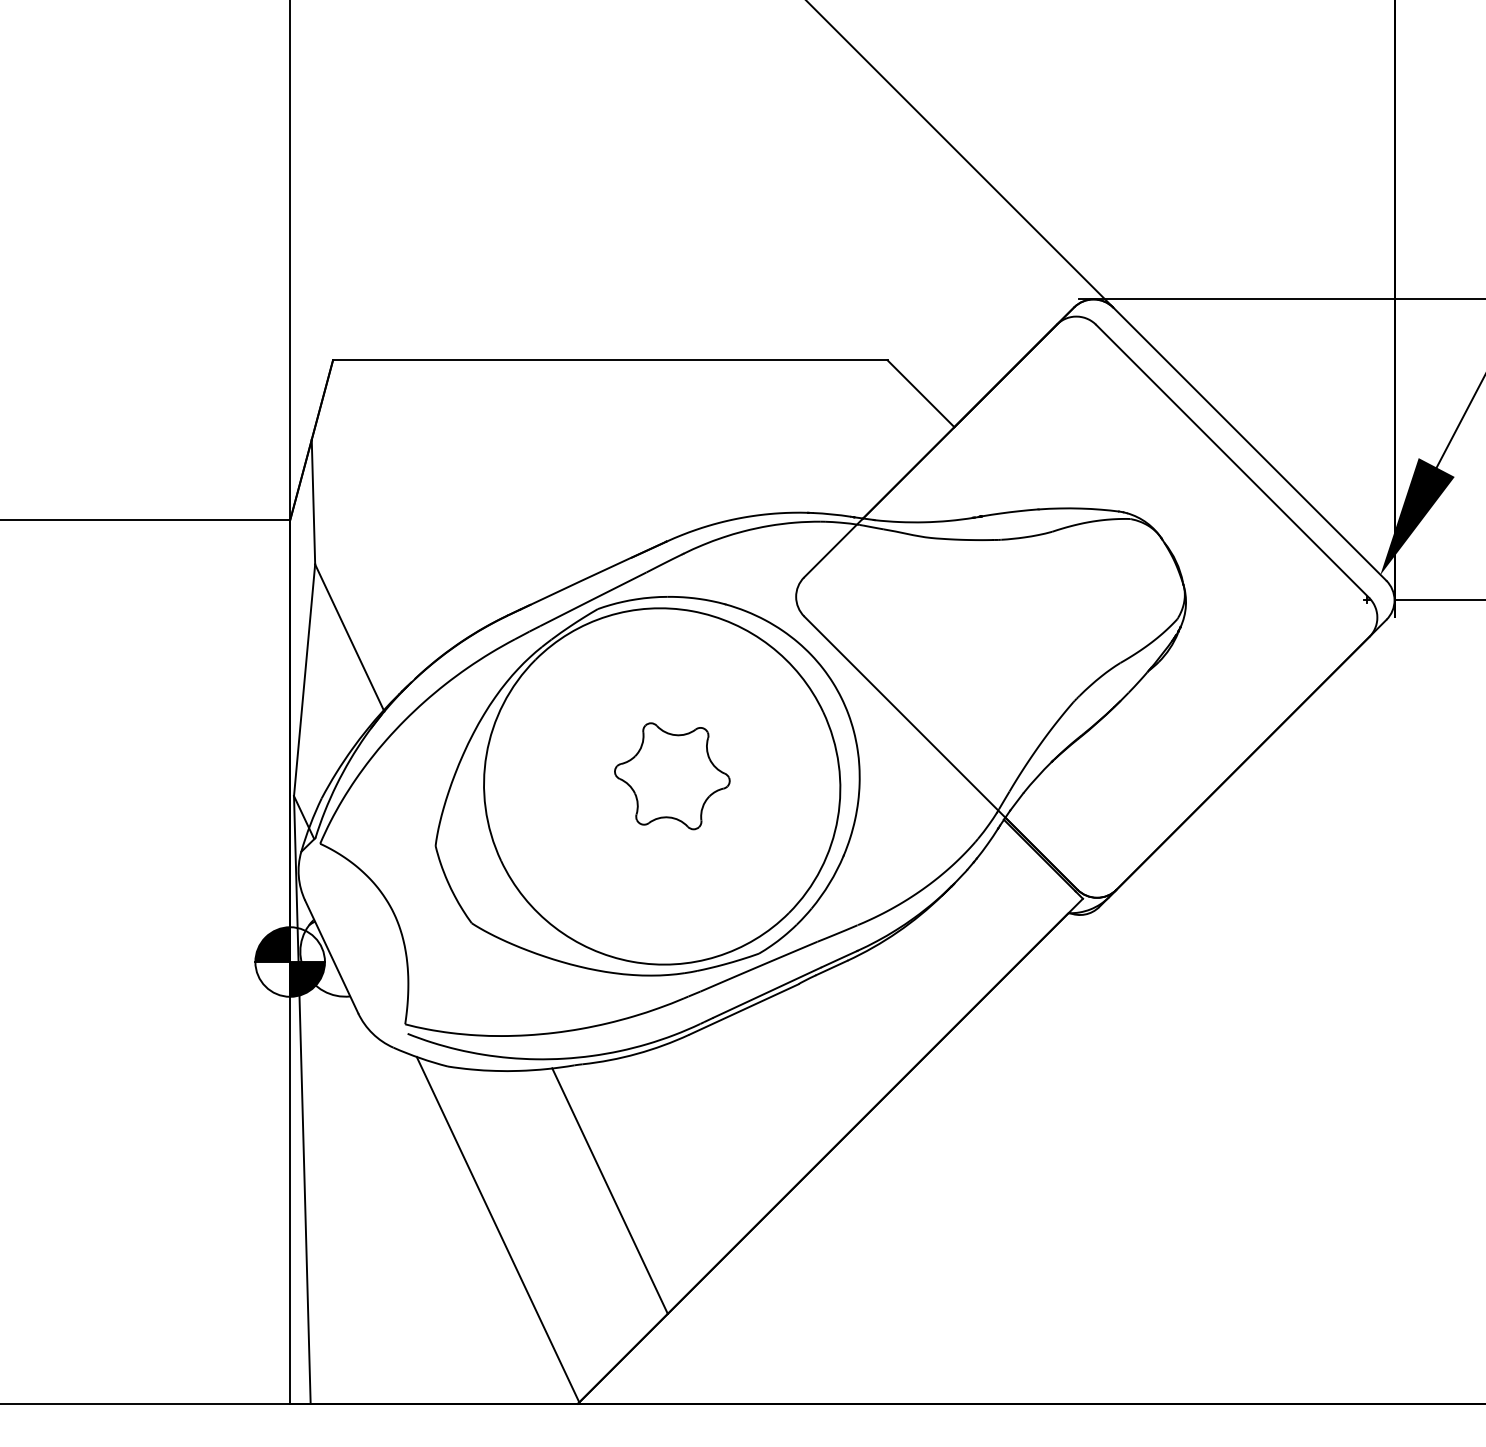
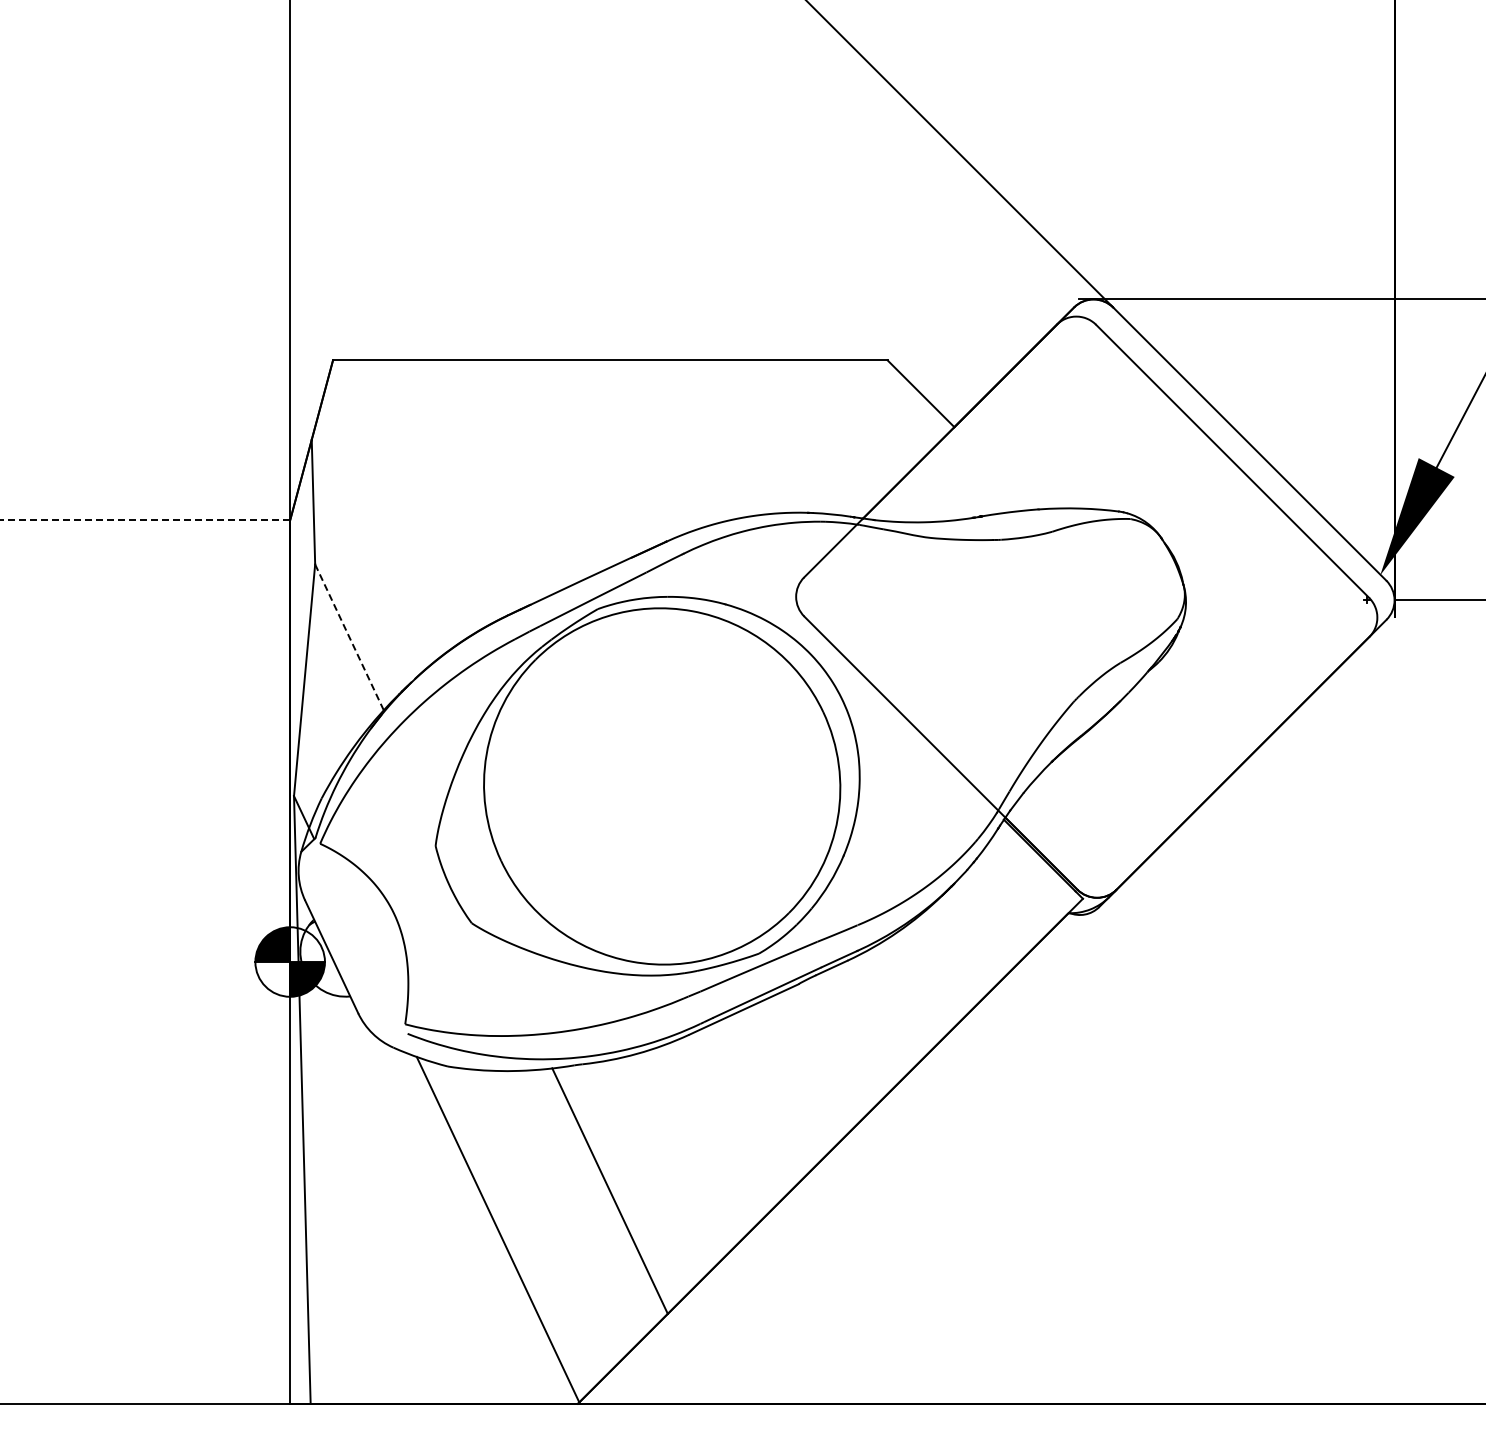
line: solid -> dashed (145, 520)
line: solid -> dashed (349, 638)
part: present -> none (672, 776)
